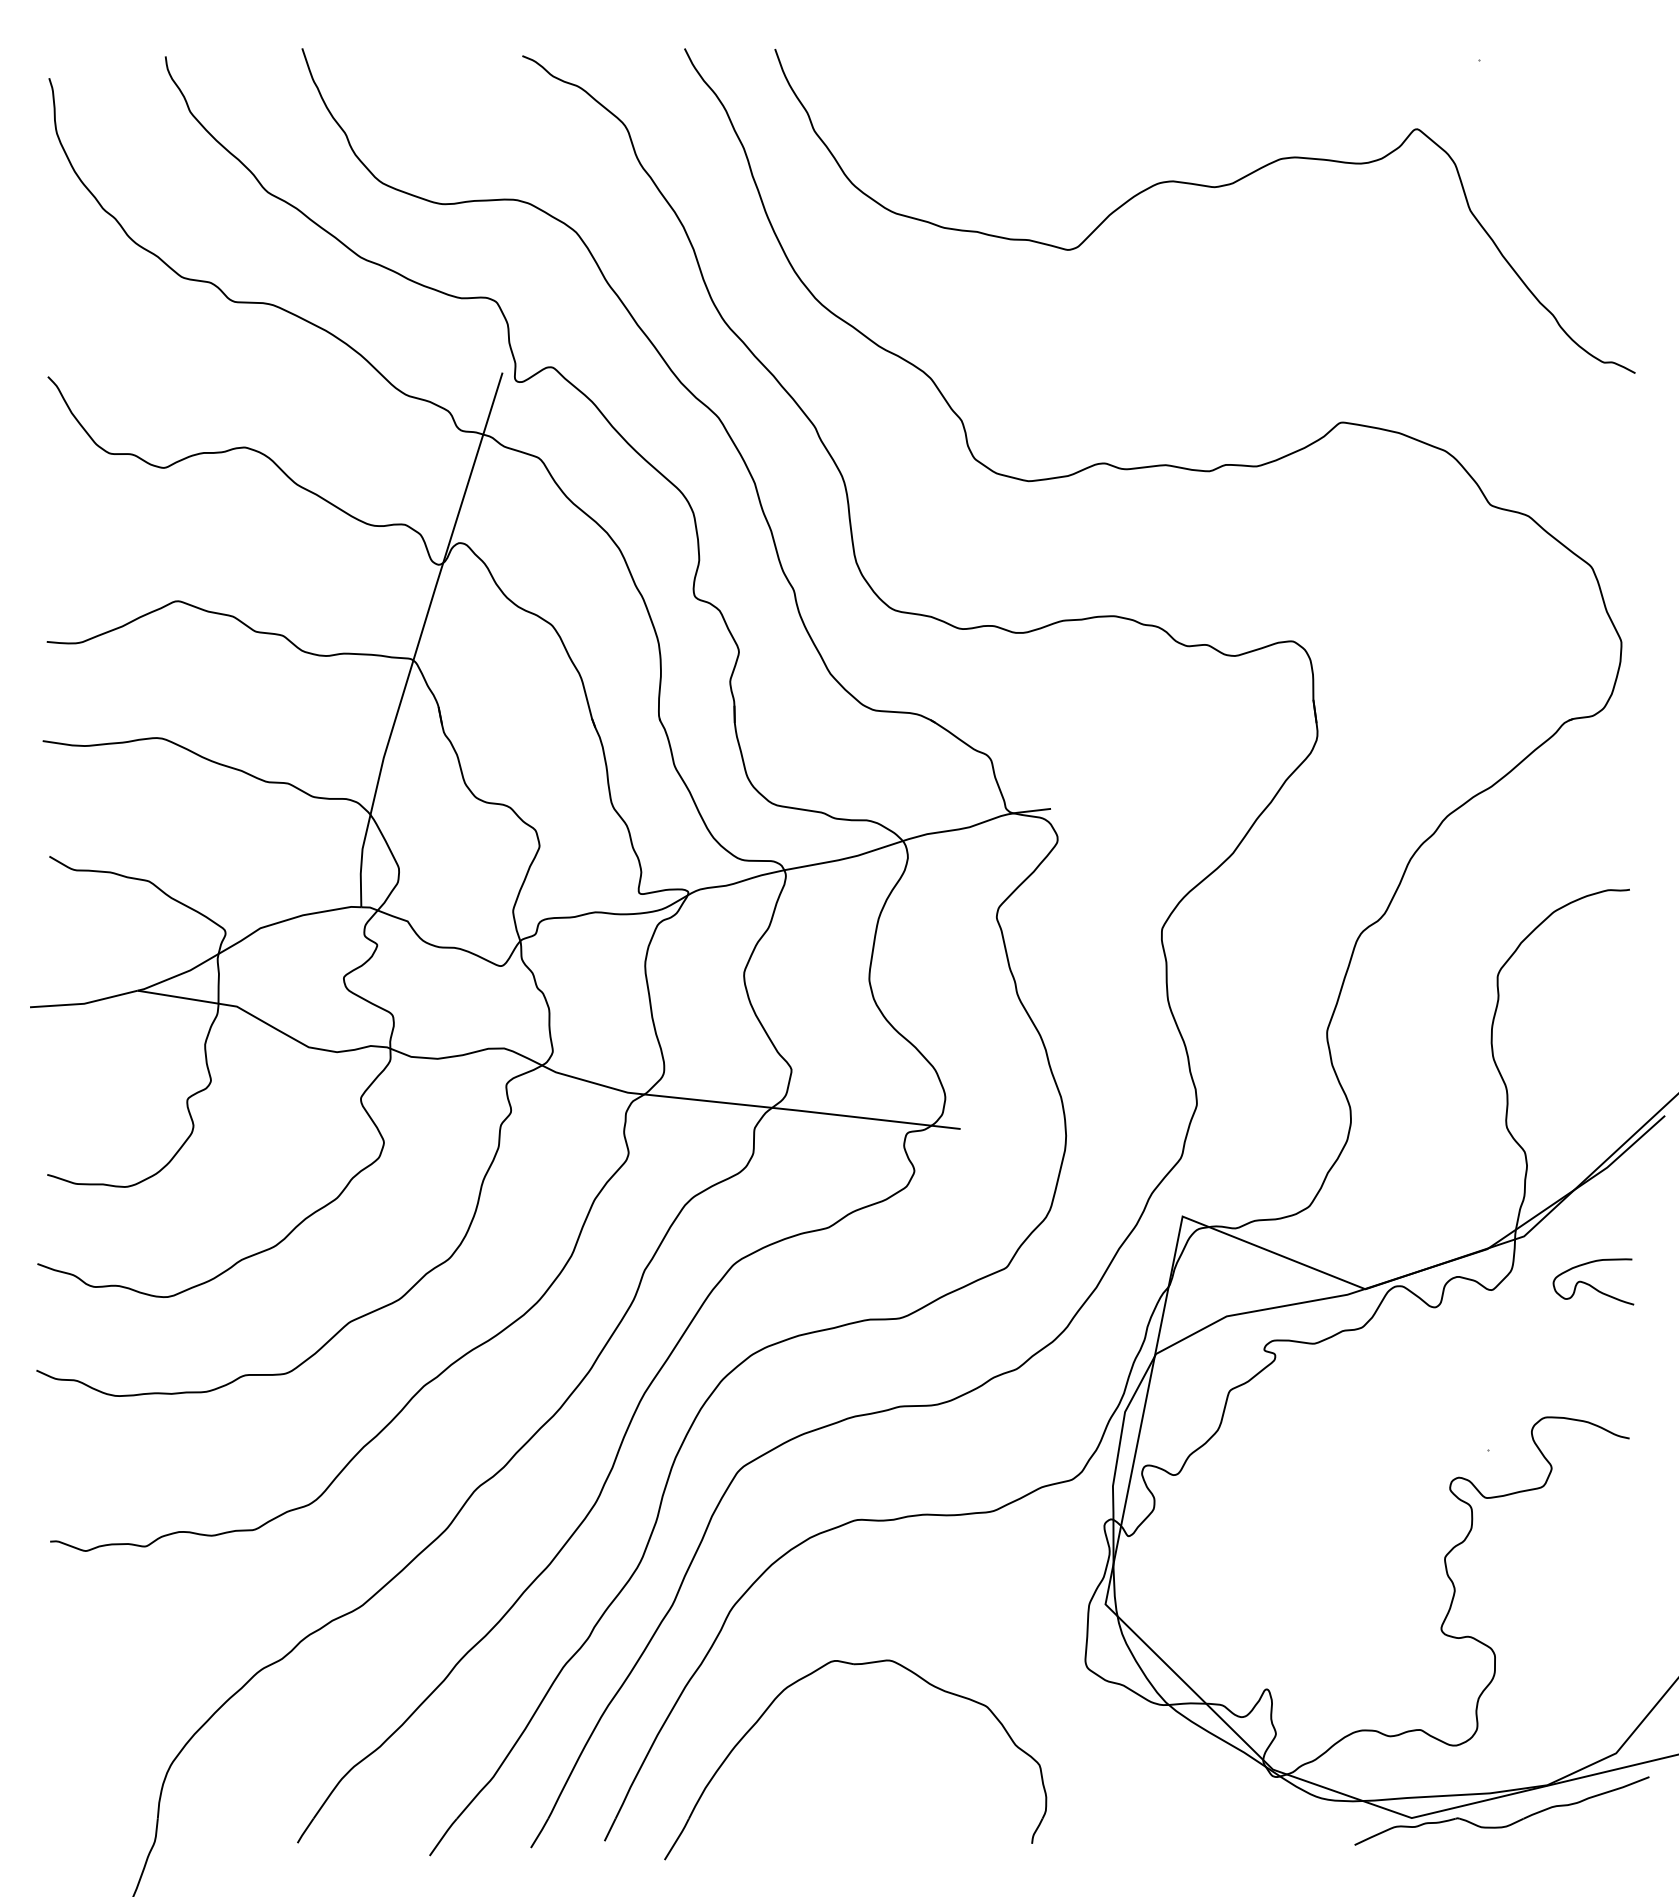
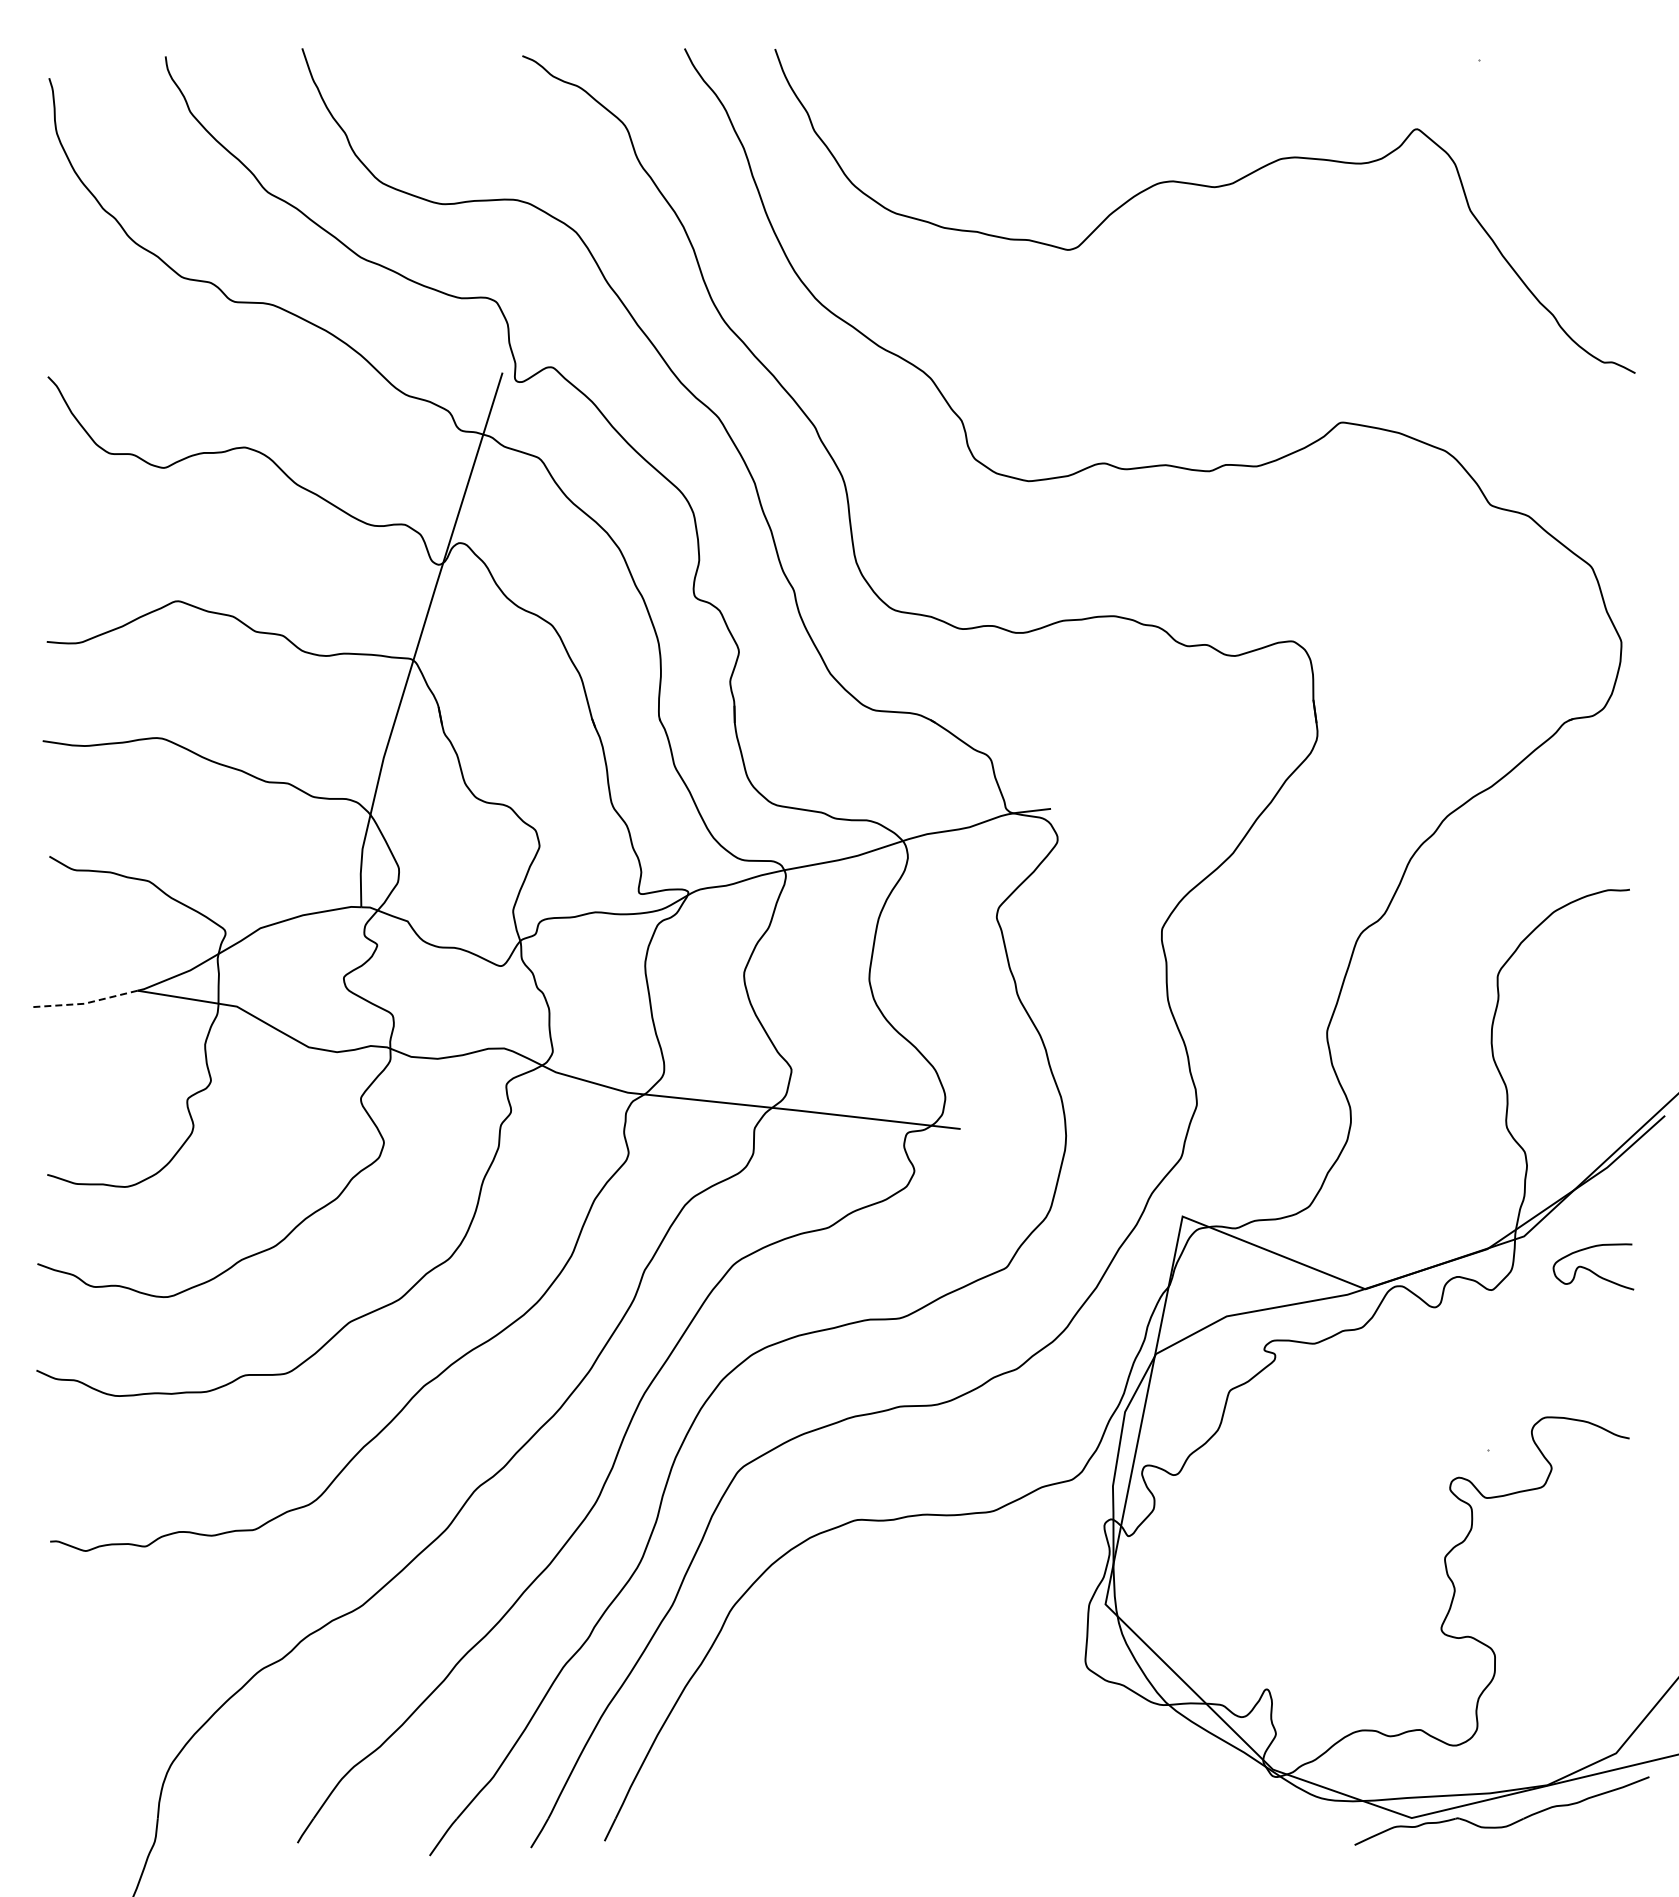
line: solid -> dashed (84, 1003)
curve position: (1592, 1285) -> (1592, 1270) (1592, 1270)
part: present -> none (855, 1665)
